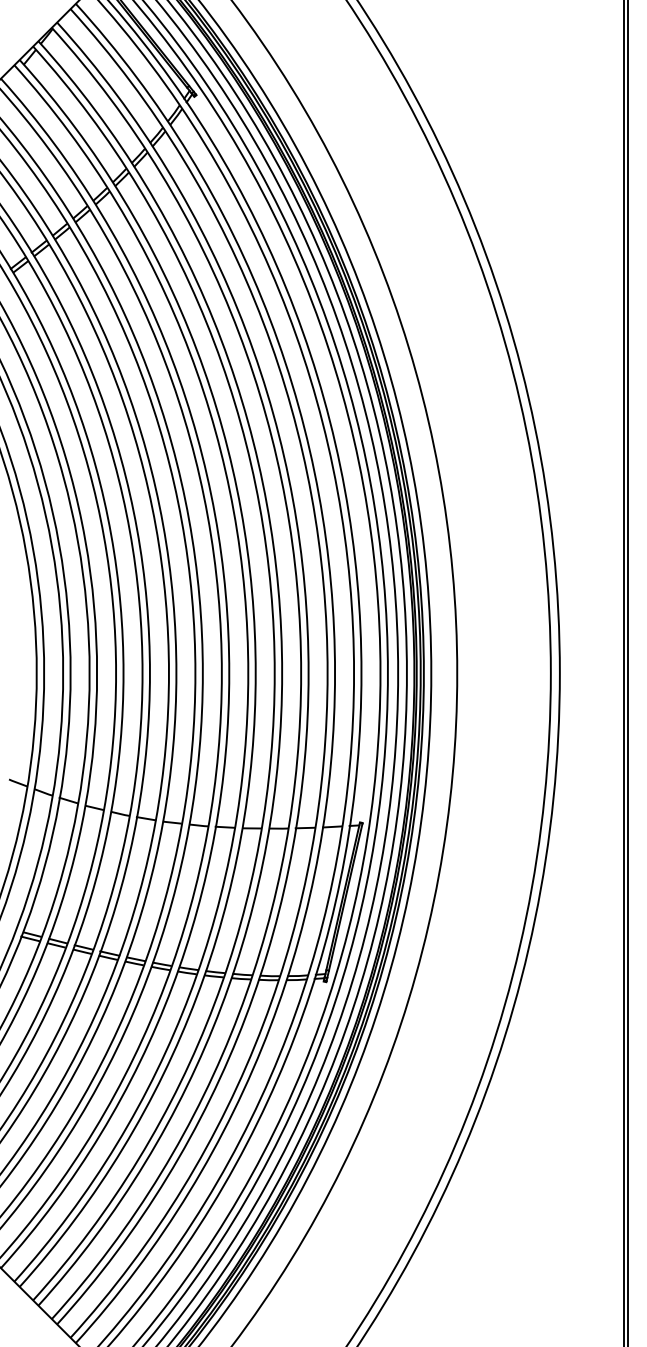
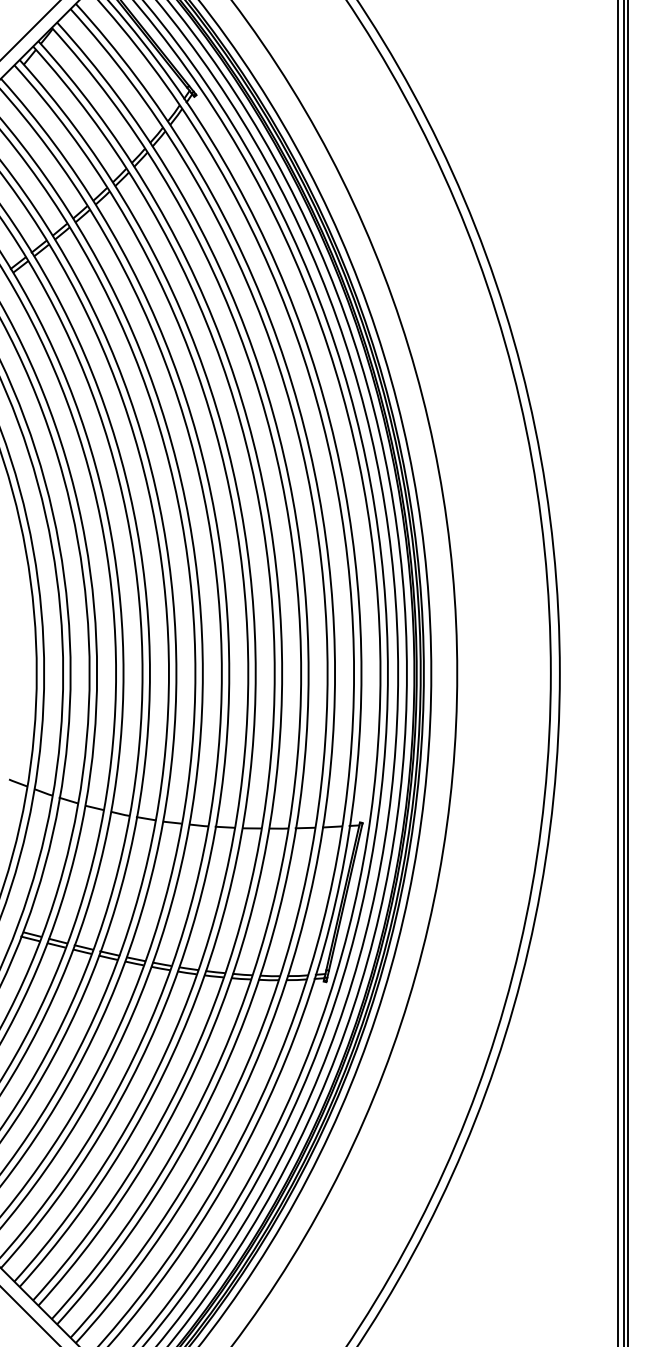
line: none -> present (30, 30)
line: none -> present (618, 672)
line: none -> present (29, 1315)
